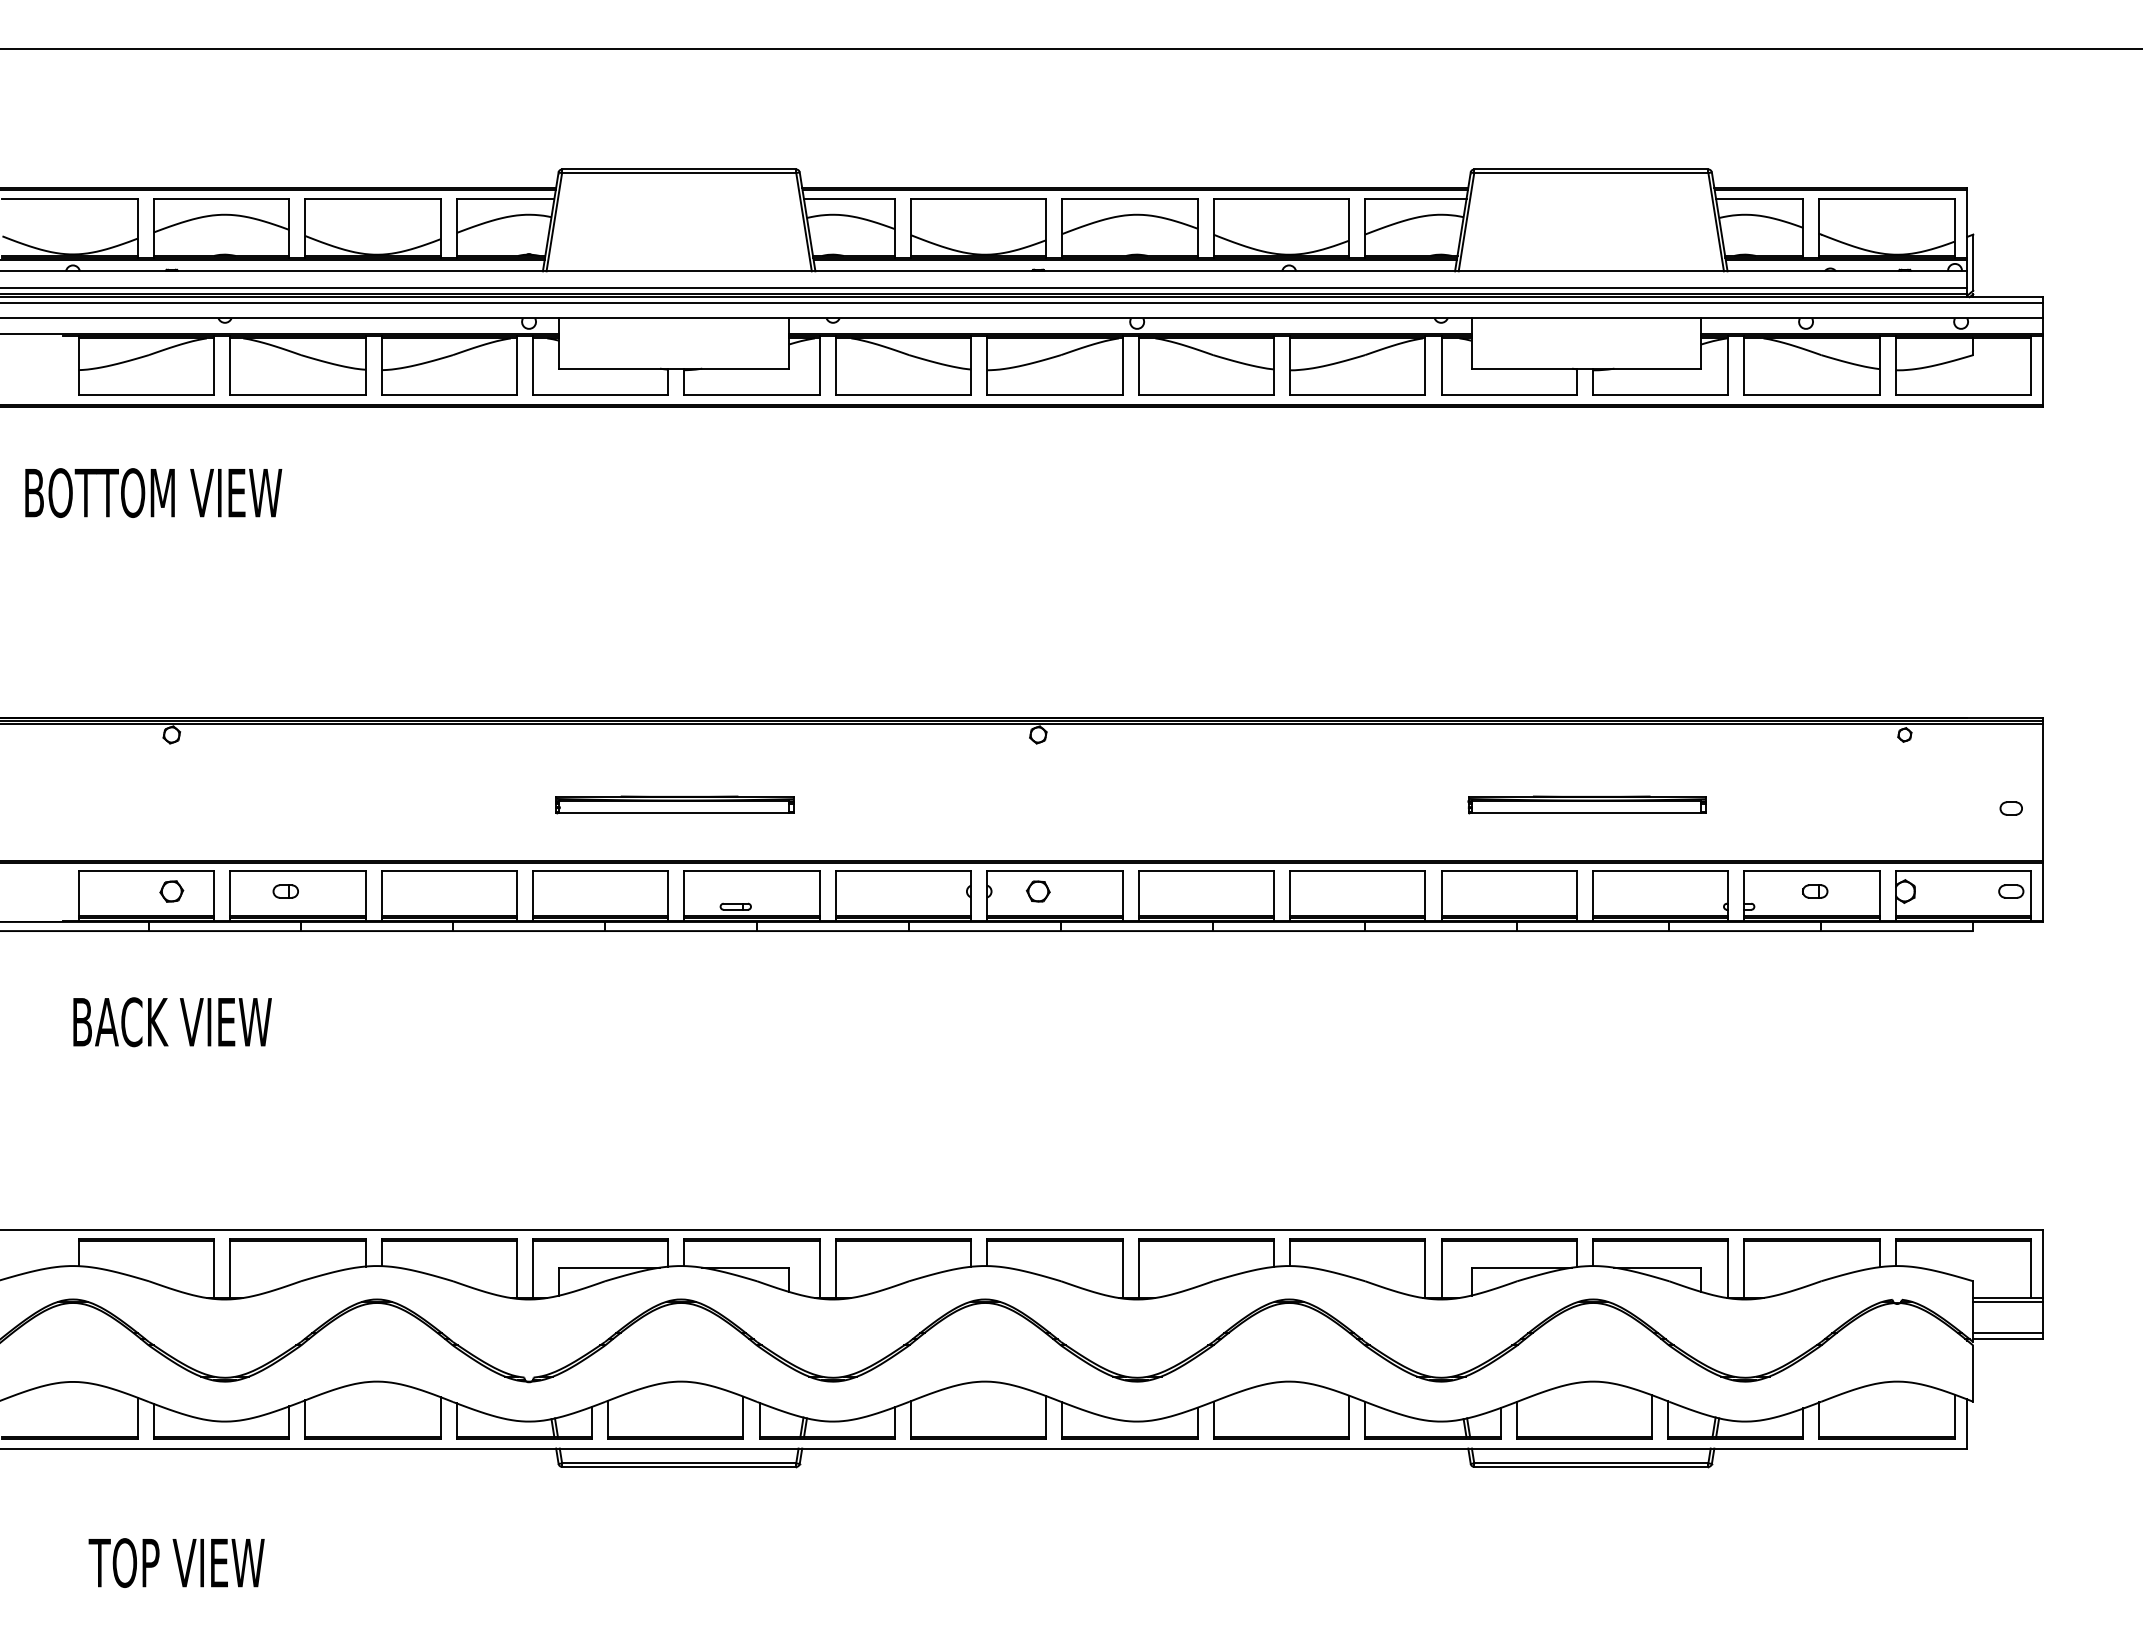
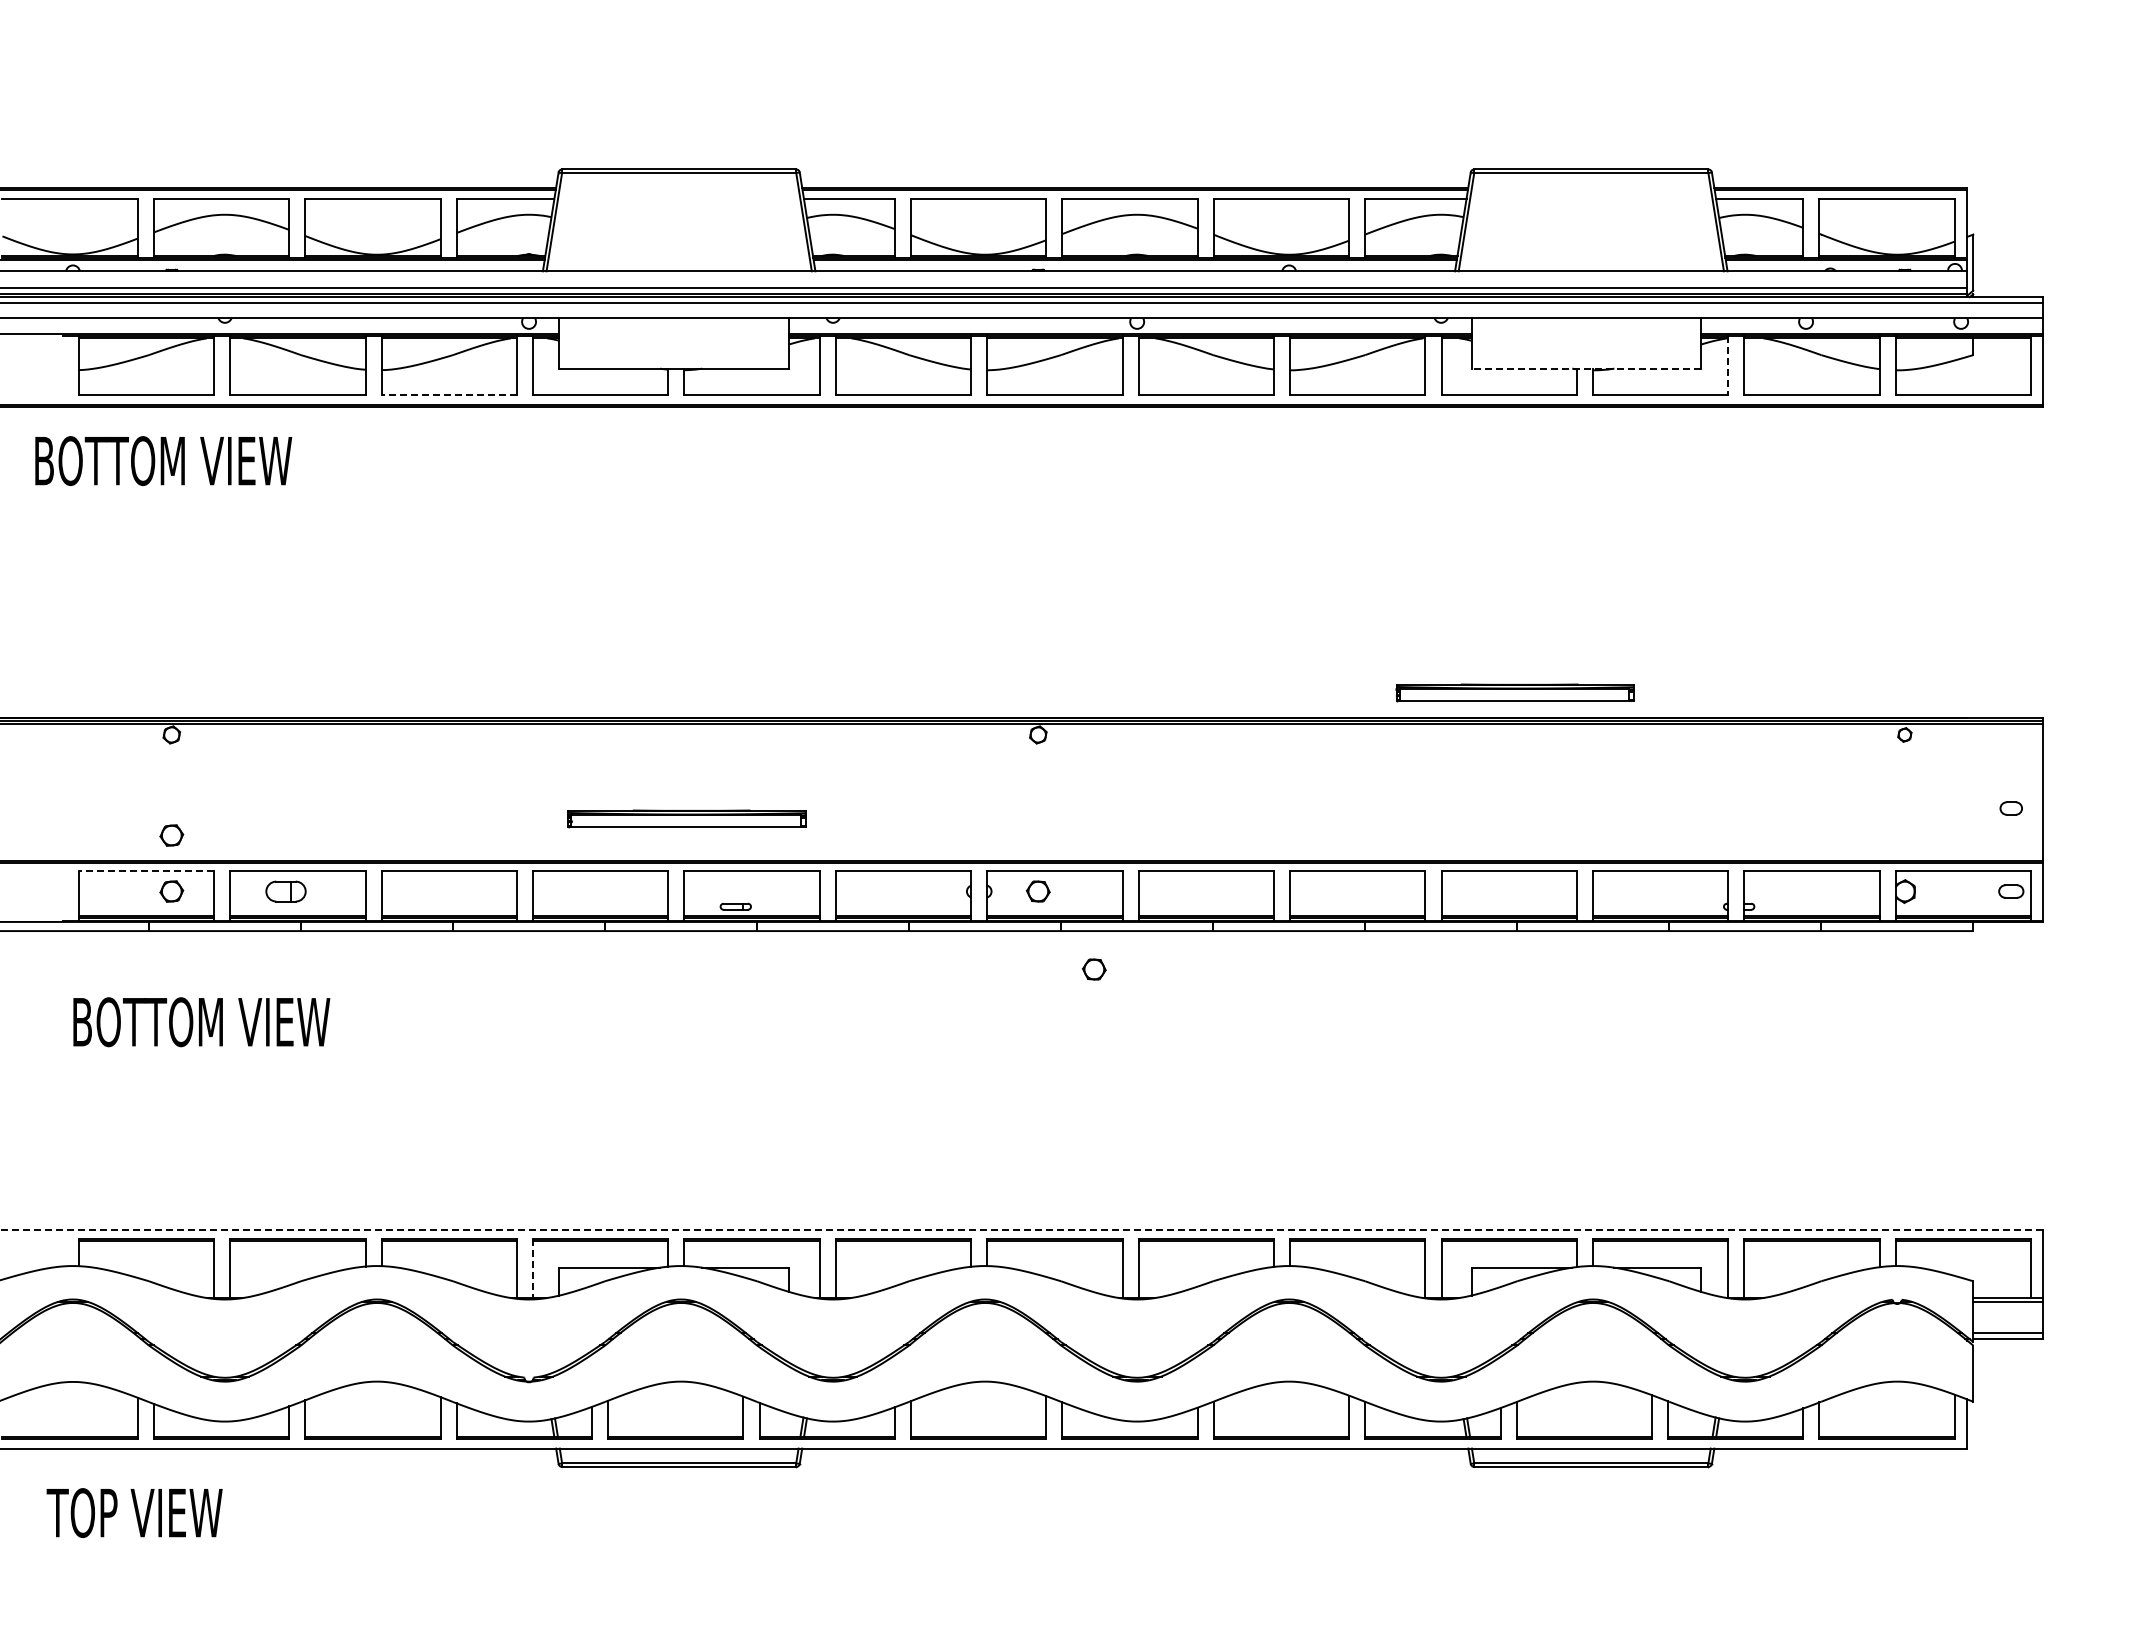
line: present -> none (1070, 48)
line: solid -> dashed (1728, 366)
line: solid -> dashed (1586, 368)
line: solid -> dashed (449, 395)
text position: (153, 492) -> (163, 460) (163, 460)
part position: (674, 804) -> (686, 818) (686, 818)
part position: (1586, 804) -> (1514, 692) (1514, 692)
part: none -> present (171, 835)
line: solid -> dashed (146, 871)
part size: 27x15 px -> 42x23 px (285, 891)
part: present -> none (1815, 891)
part: none -> present (1093, 969)
text: BACK VIEW -> BOTTOM VIEW (212, 1022)
line: solid -> dashed (1021, 1229)
line: solid -> dashed (533, 1269)
text position: (176, 1562) -> (134, 1512) (134, 1512)
